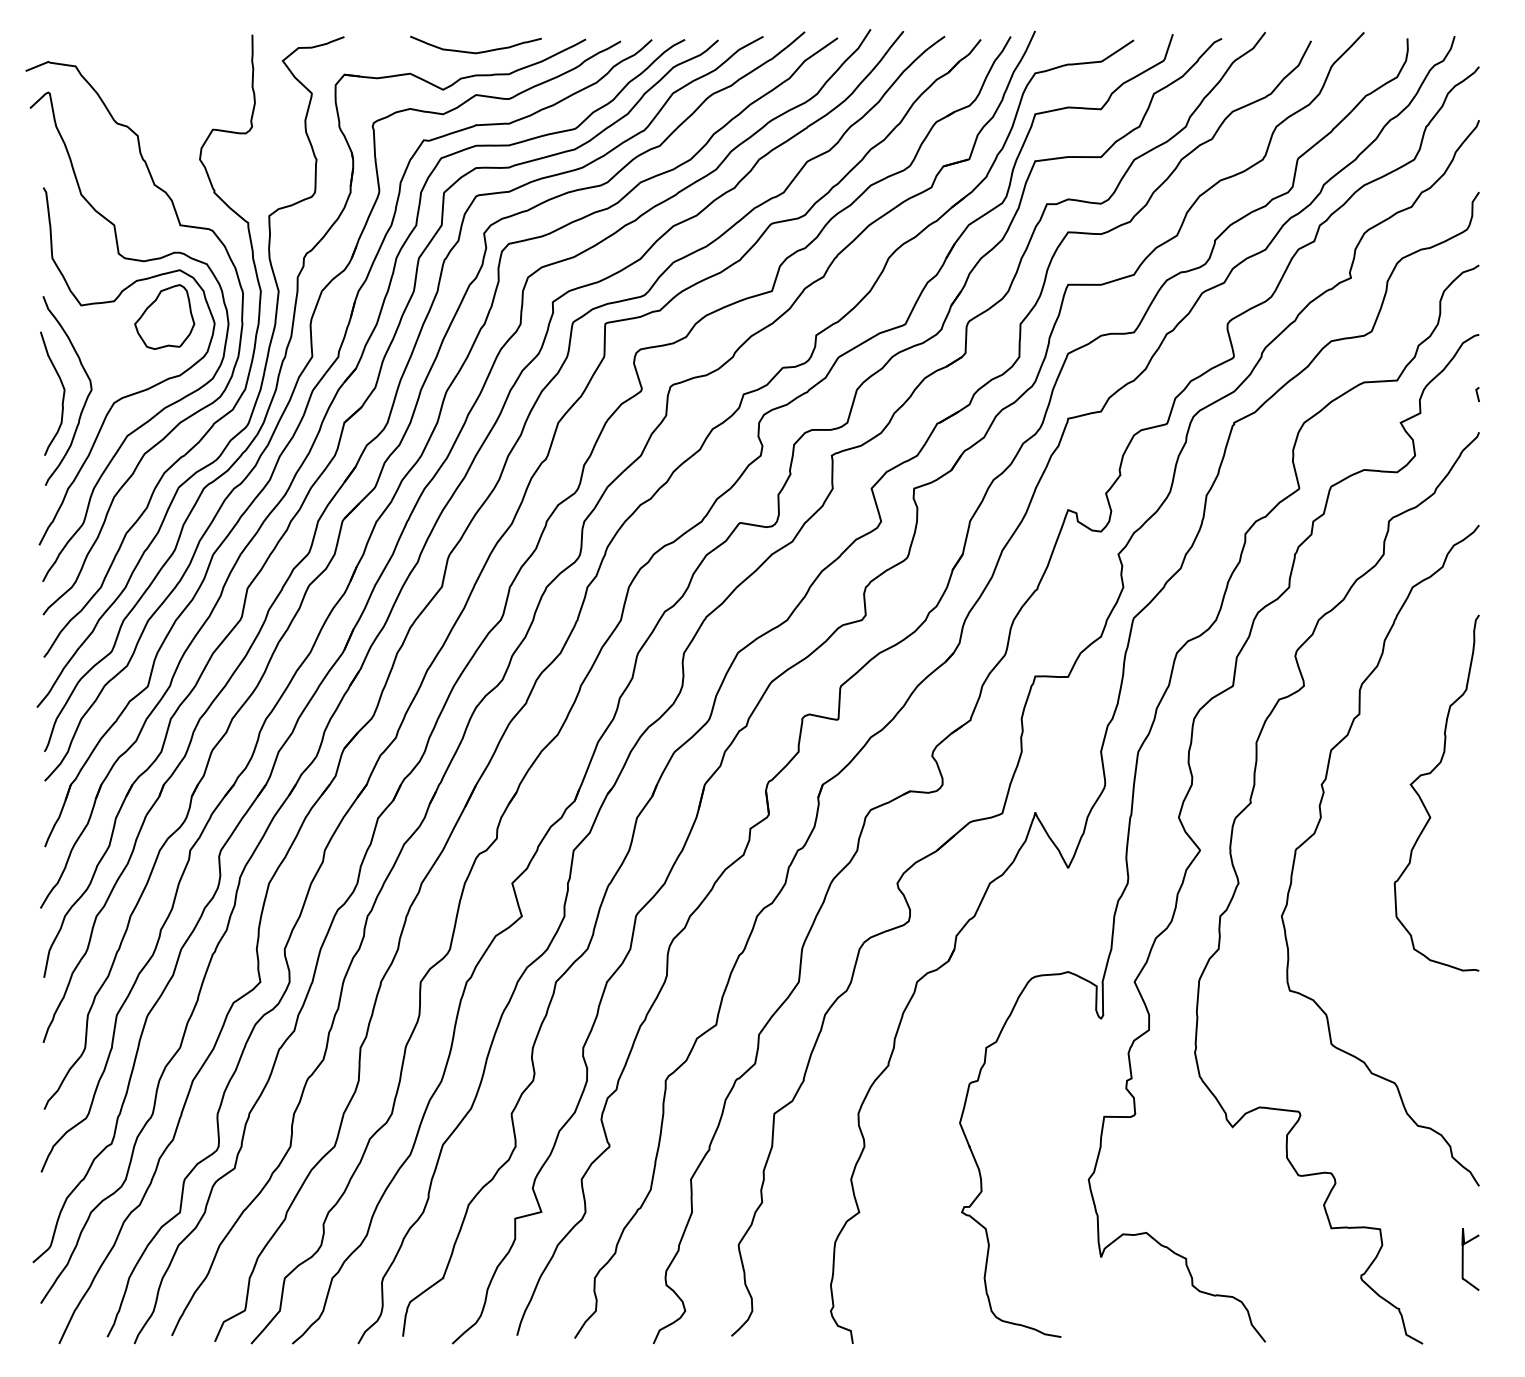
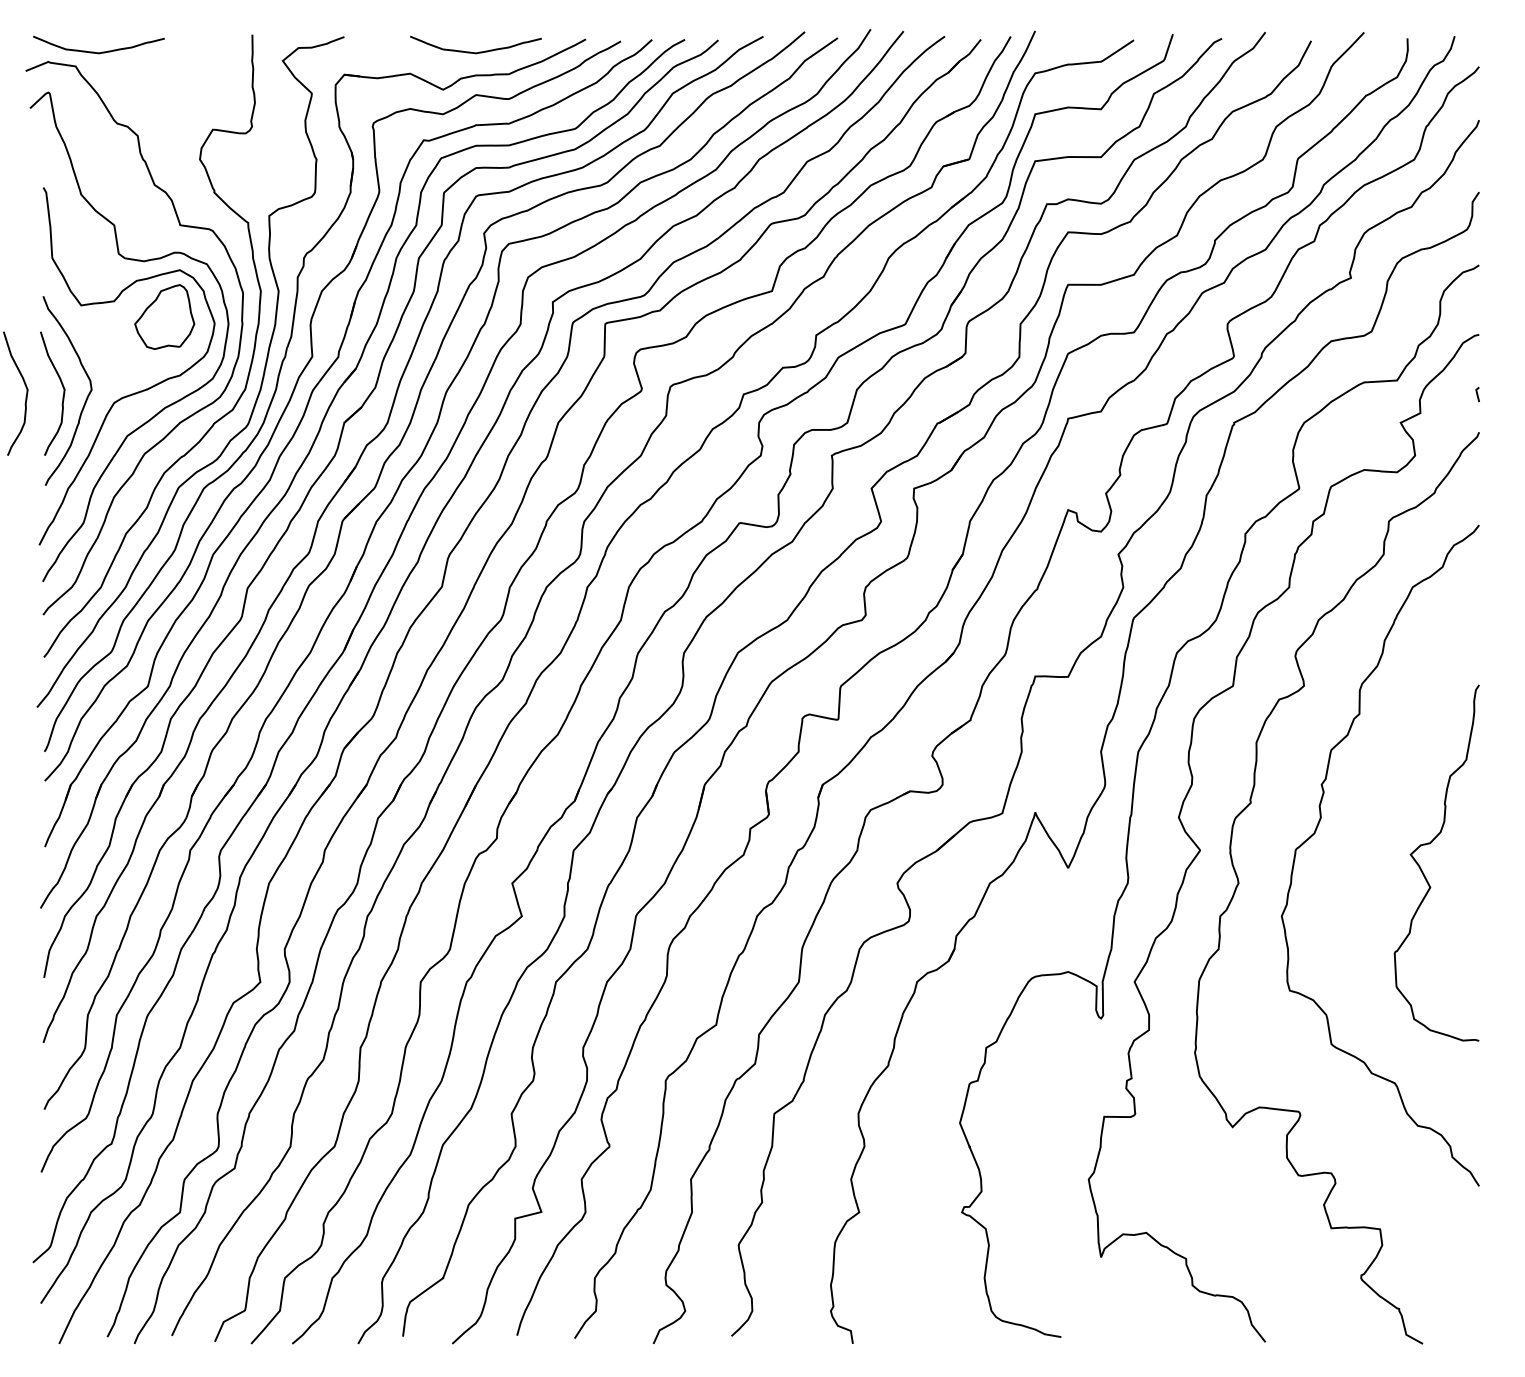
curve: none -> present (98, 52)
curve: none -> present (25, 396)
curve position: (1422, 800) -> (1422, 870) (1422, 870)
curve: present -> none (1463, 1259)
